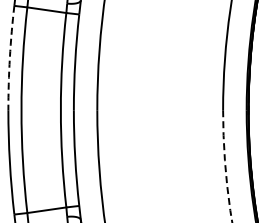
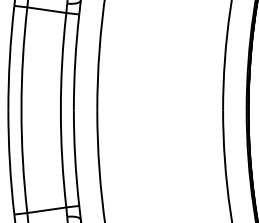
arc: dashed -> solid (9, 57)
arc: dashed -> solid (225, 167)
